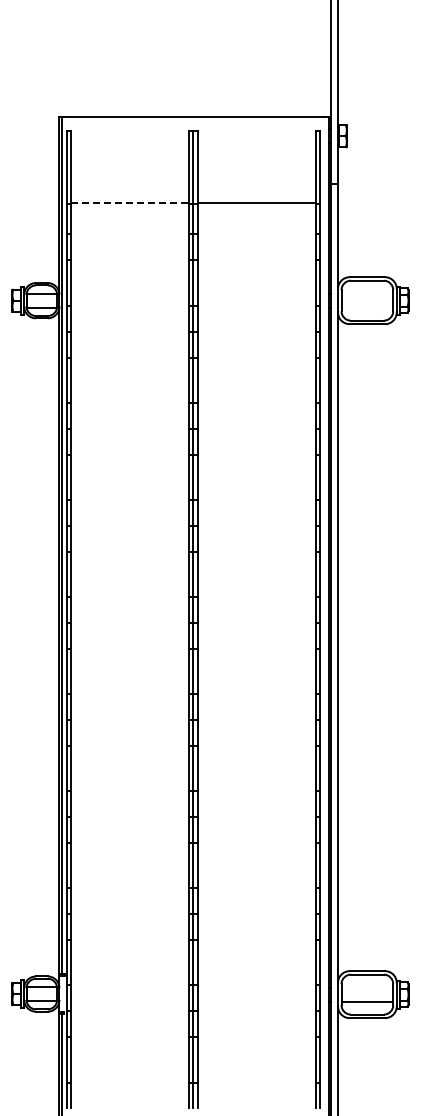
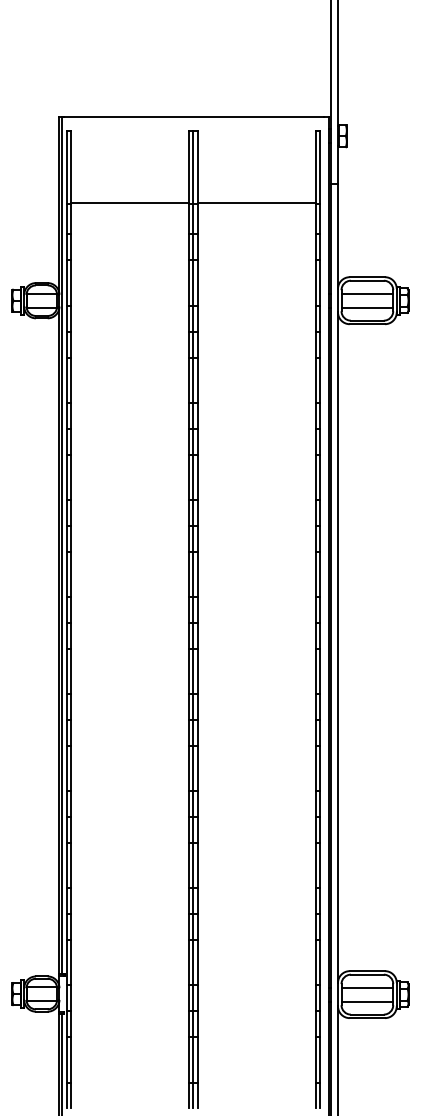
line: dashed -> solid (129, 203)
line: none -> present (367, 293)
line: none -> present (367, 307)
line: none -> present (367, 987)
